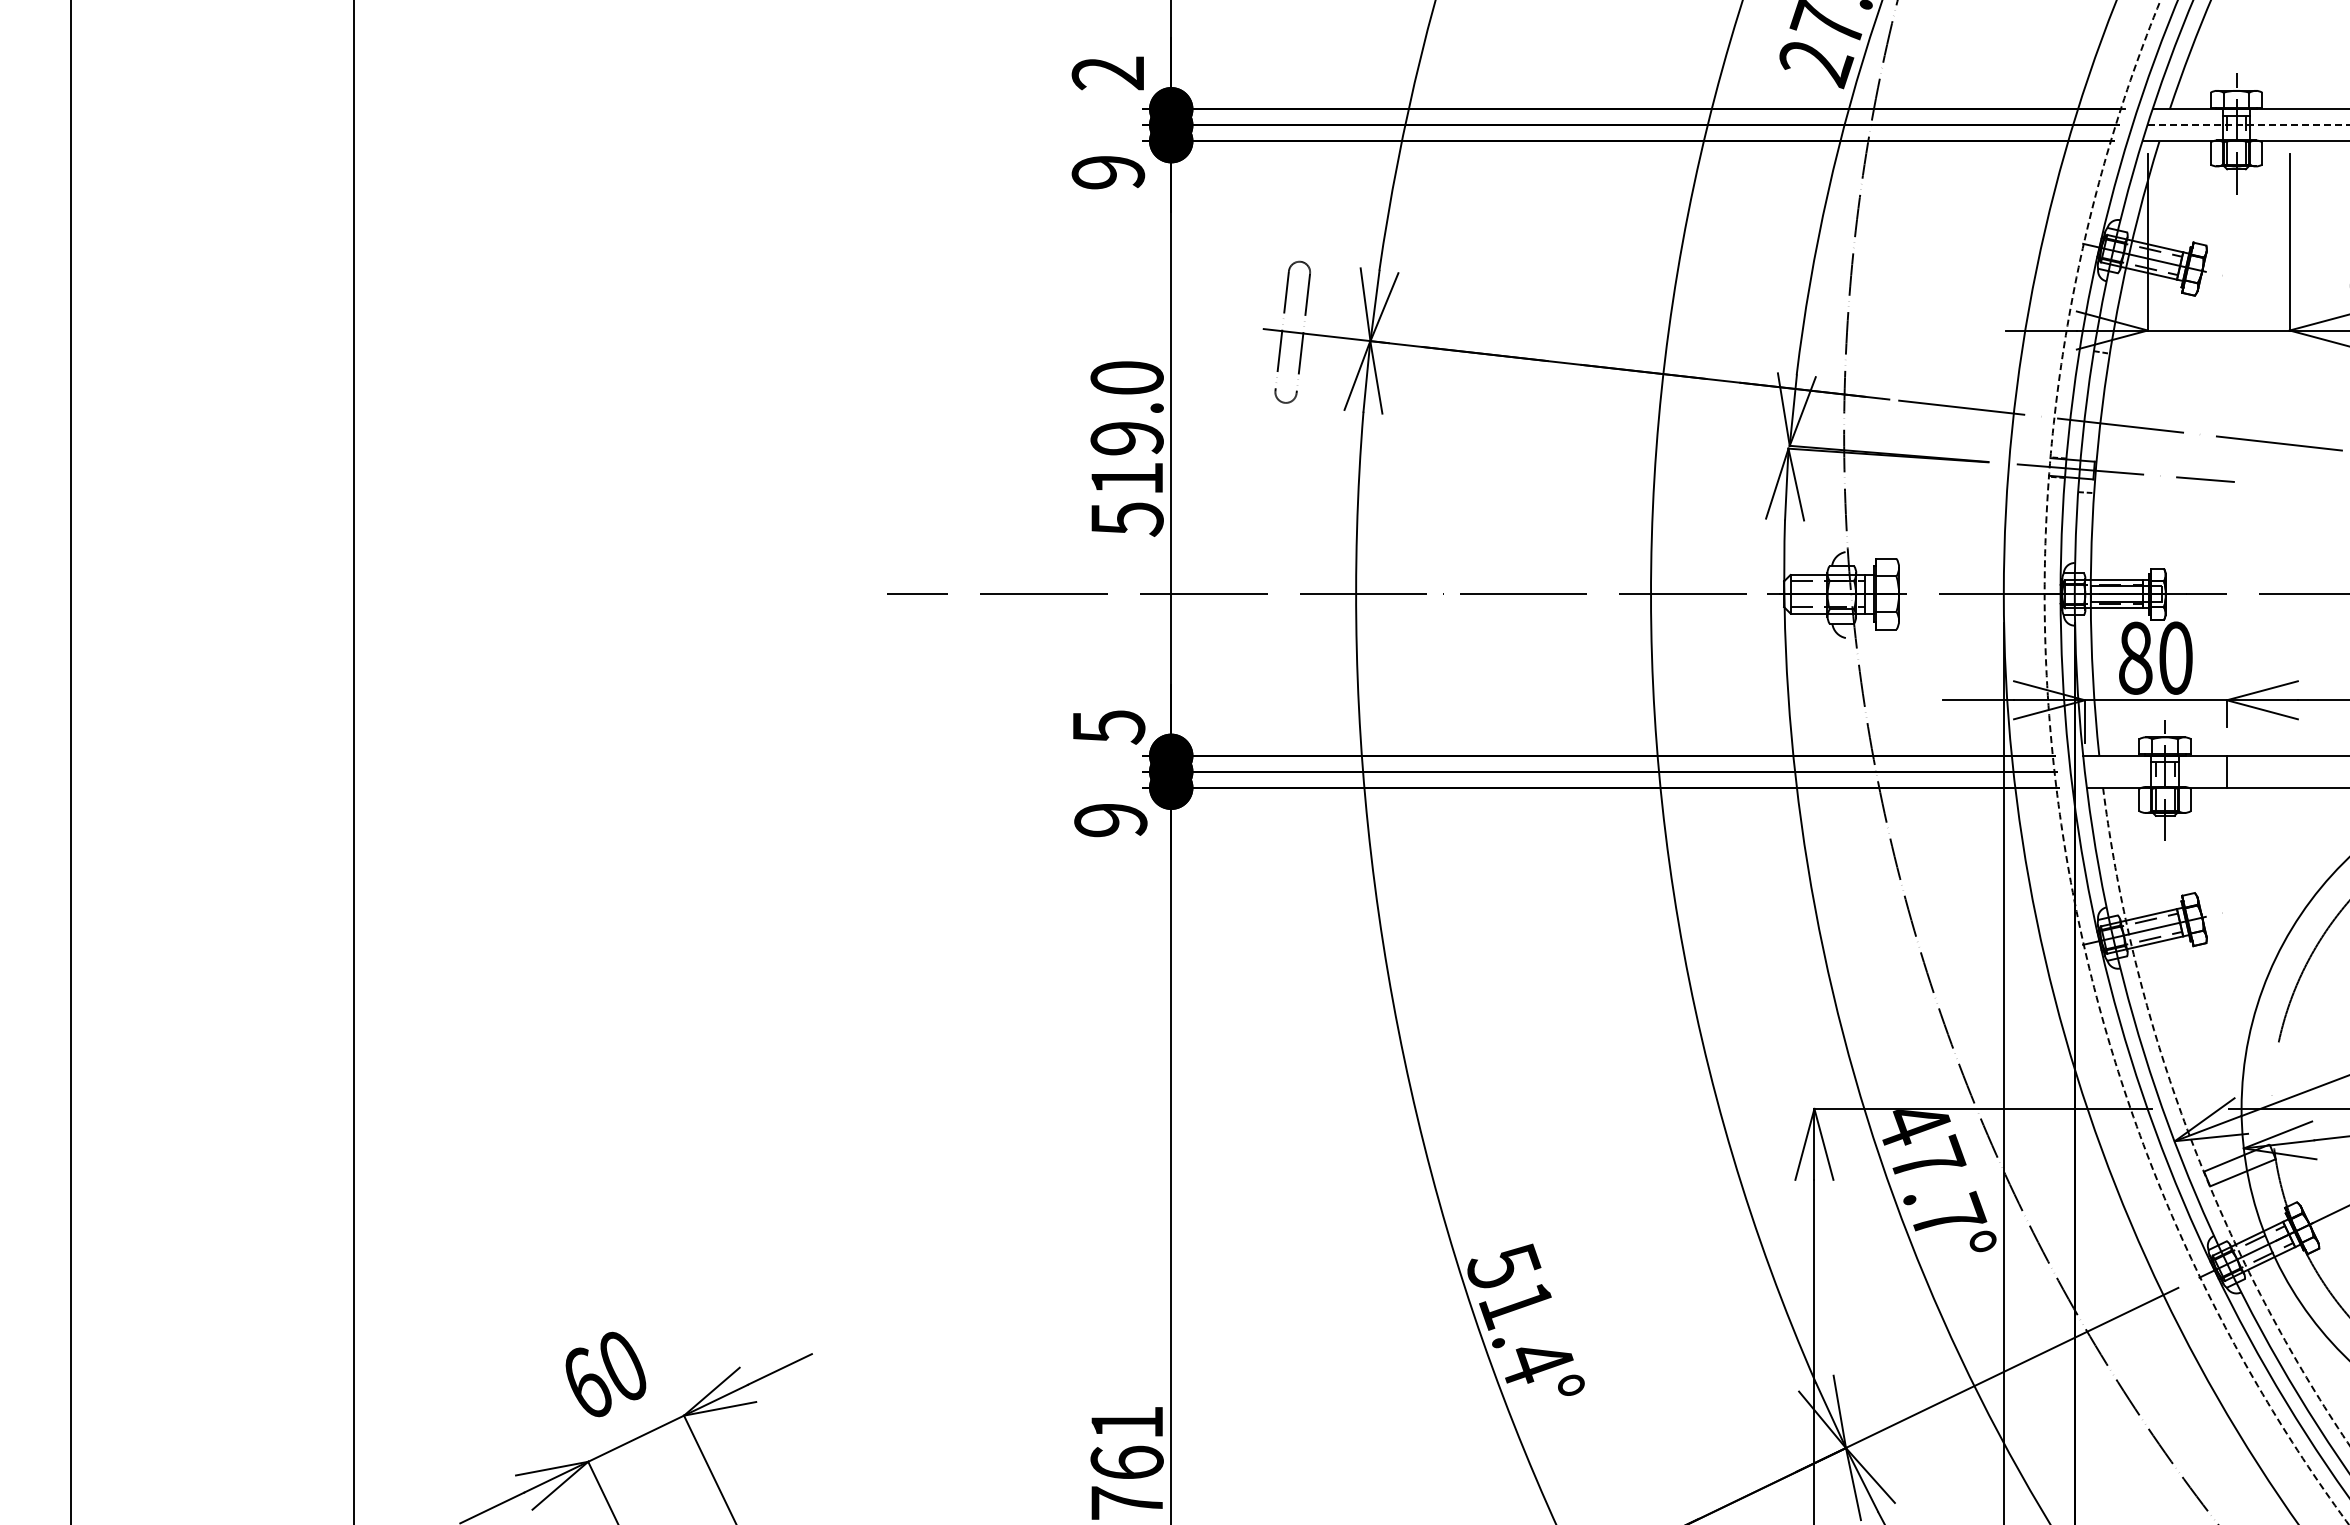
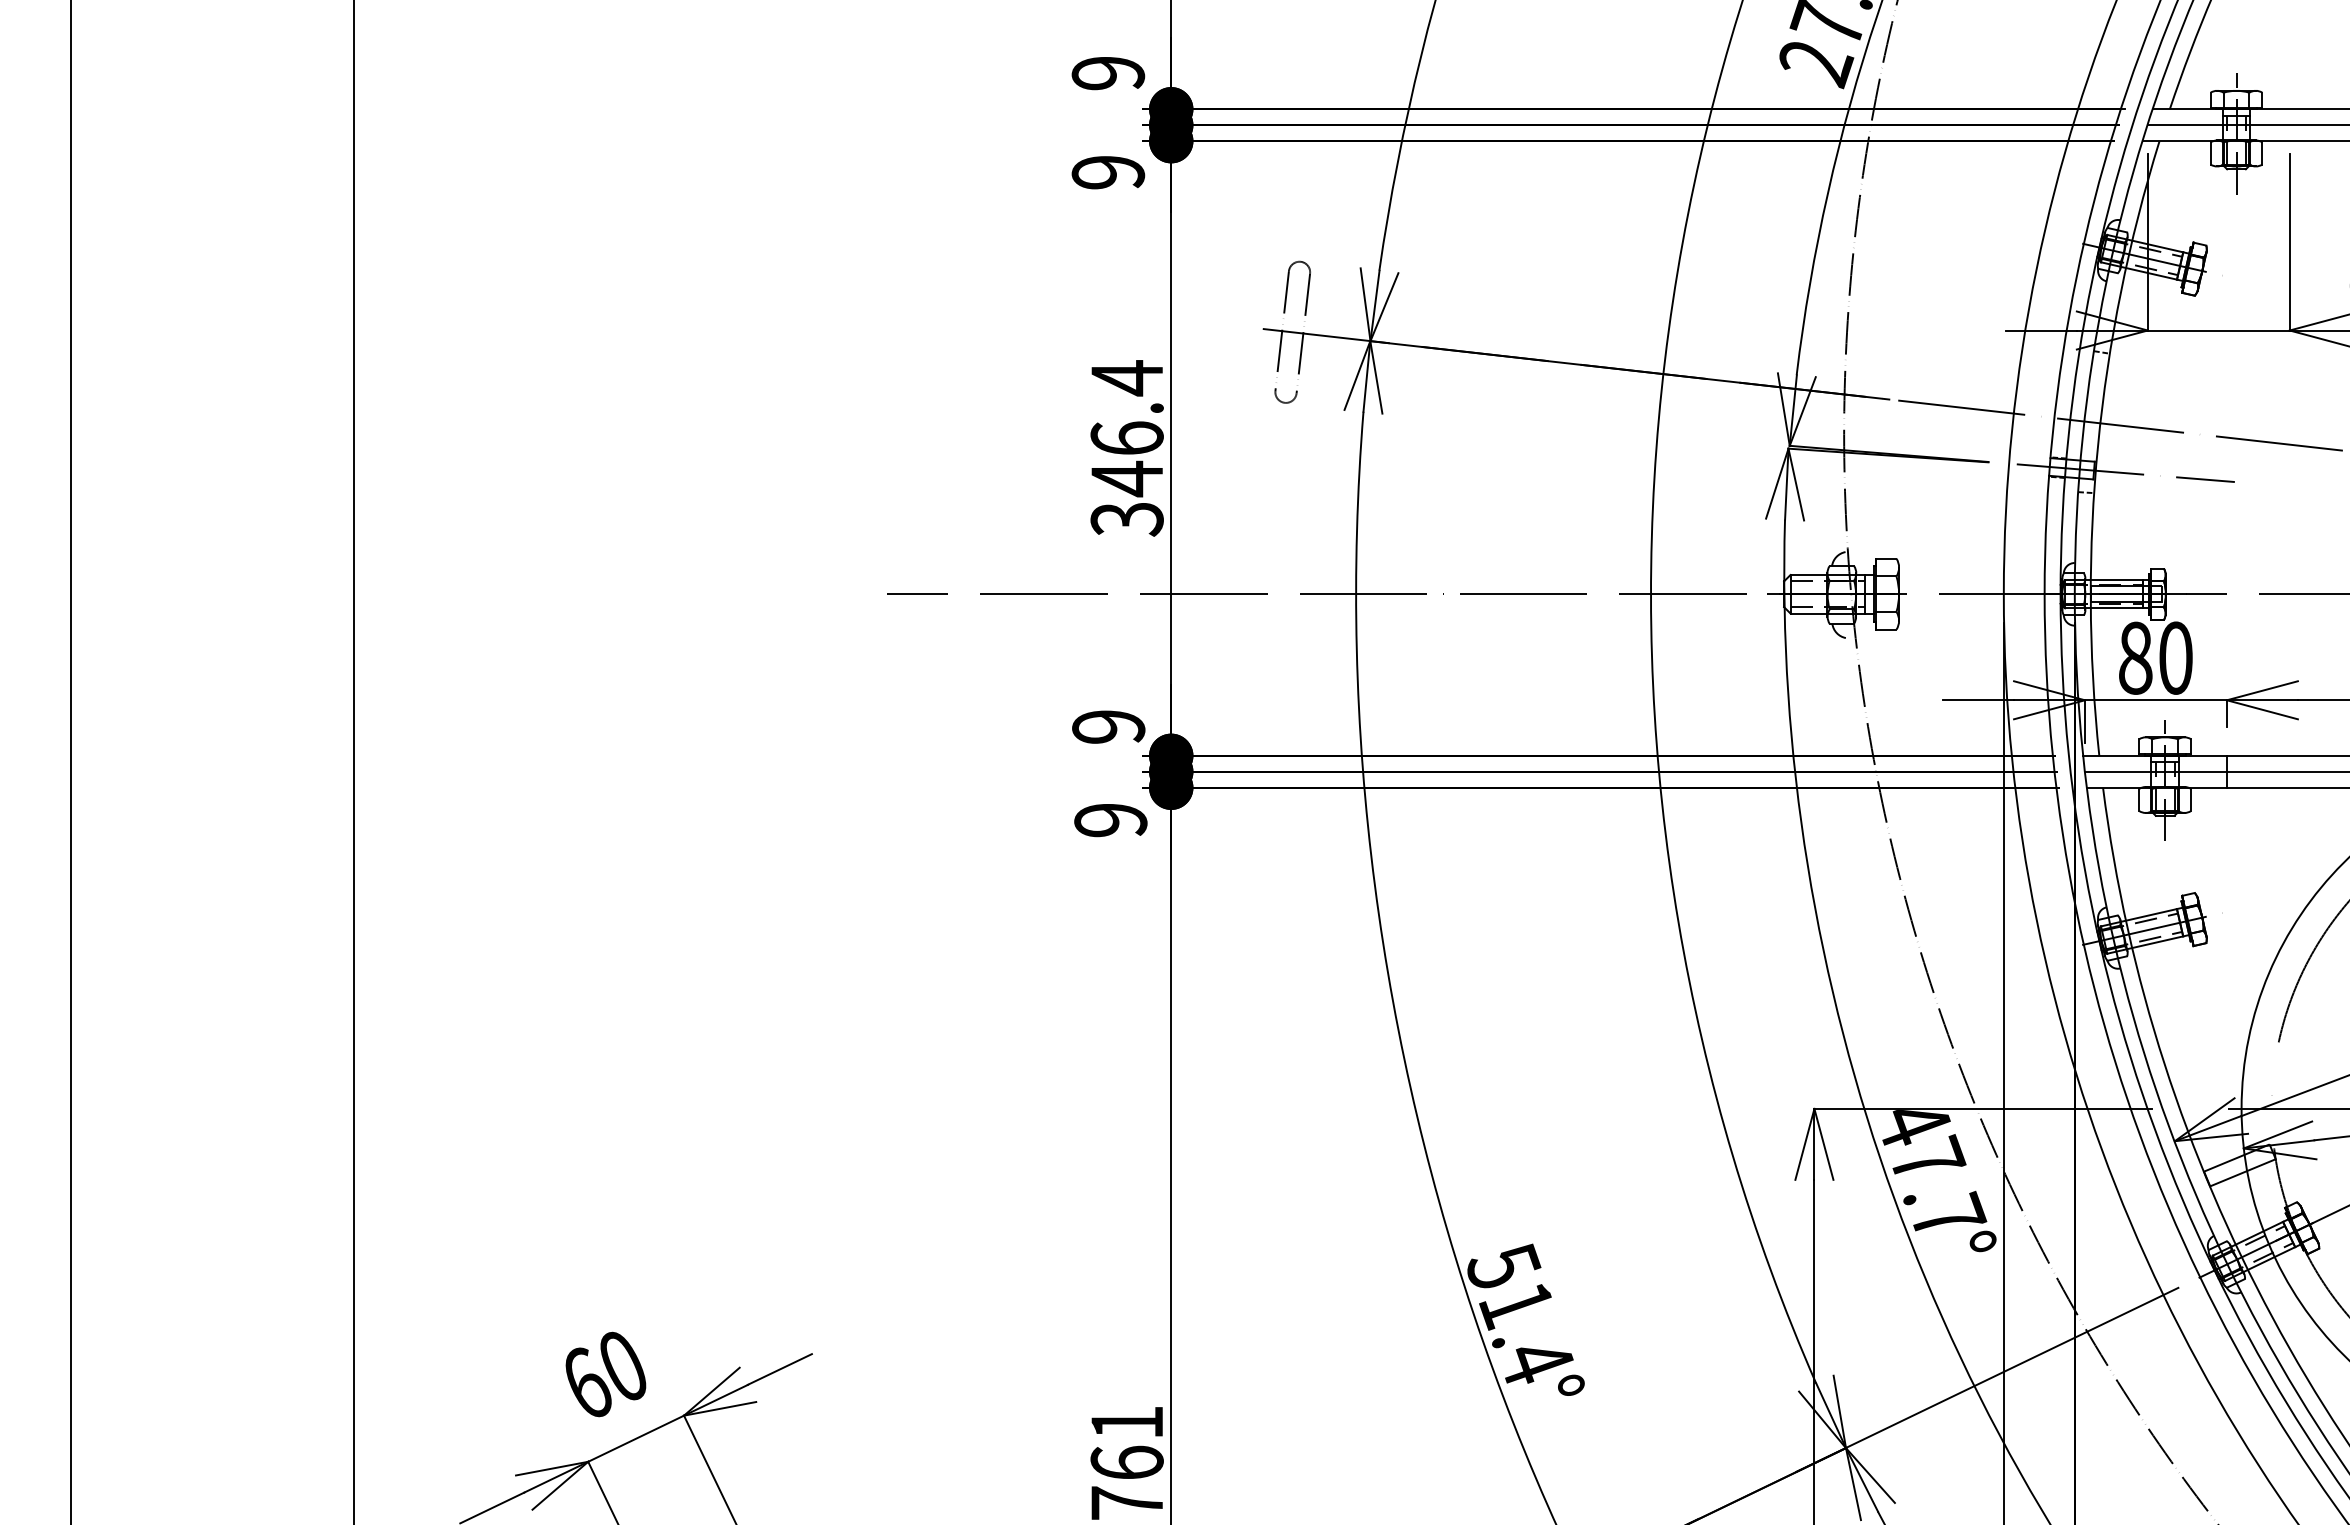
text: 2 -> 9 (1108, 73)
line: dashed -> solid (2248, 125)
text: 519.0 -> 346.4 (1126, 448)
text: 5 -> 9 (1108, 727)
circle: dashed -> solid (2196, 762)
line: none -> present (2215, 771)
arc: dashed -> solid (2188, 1132)
